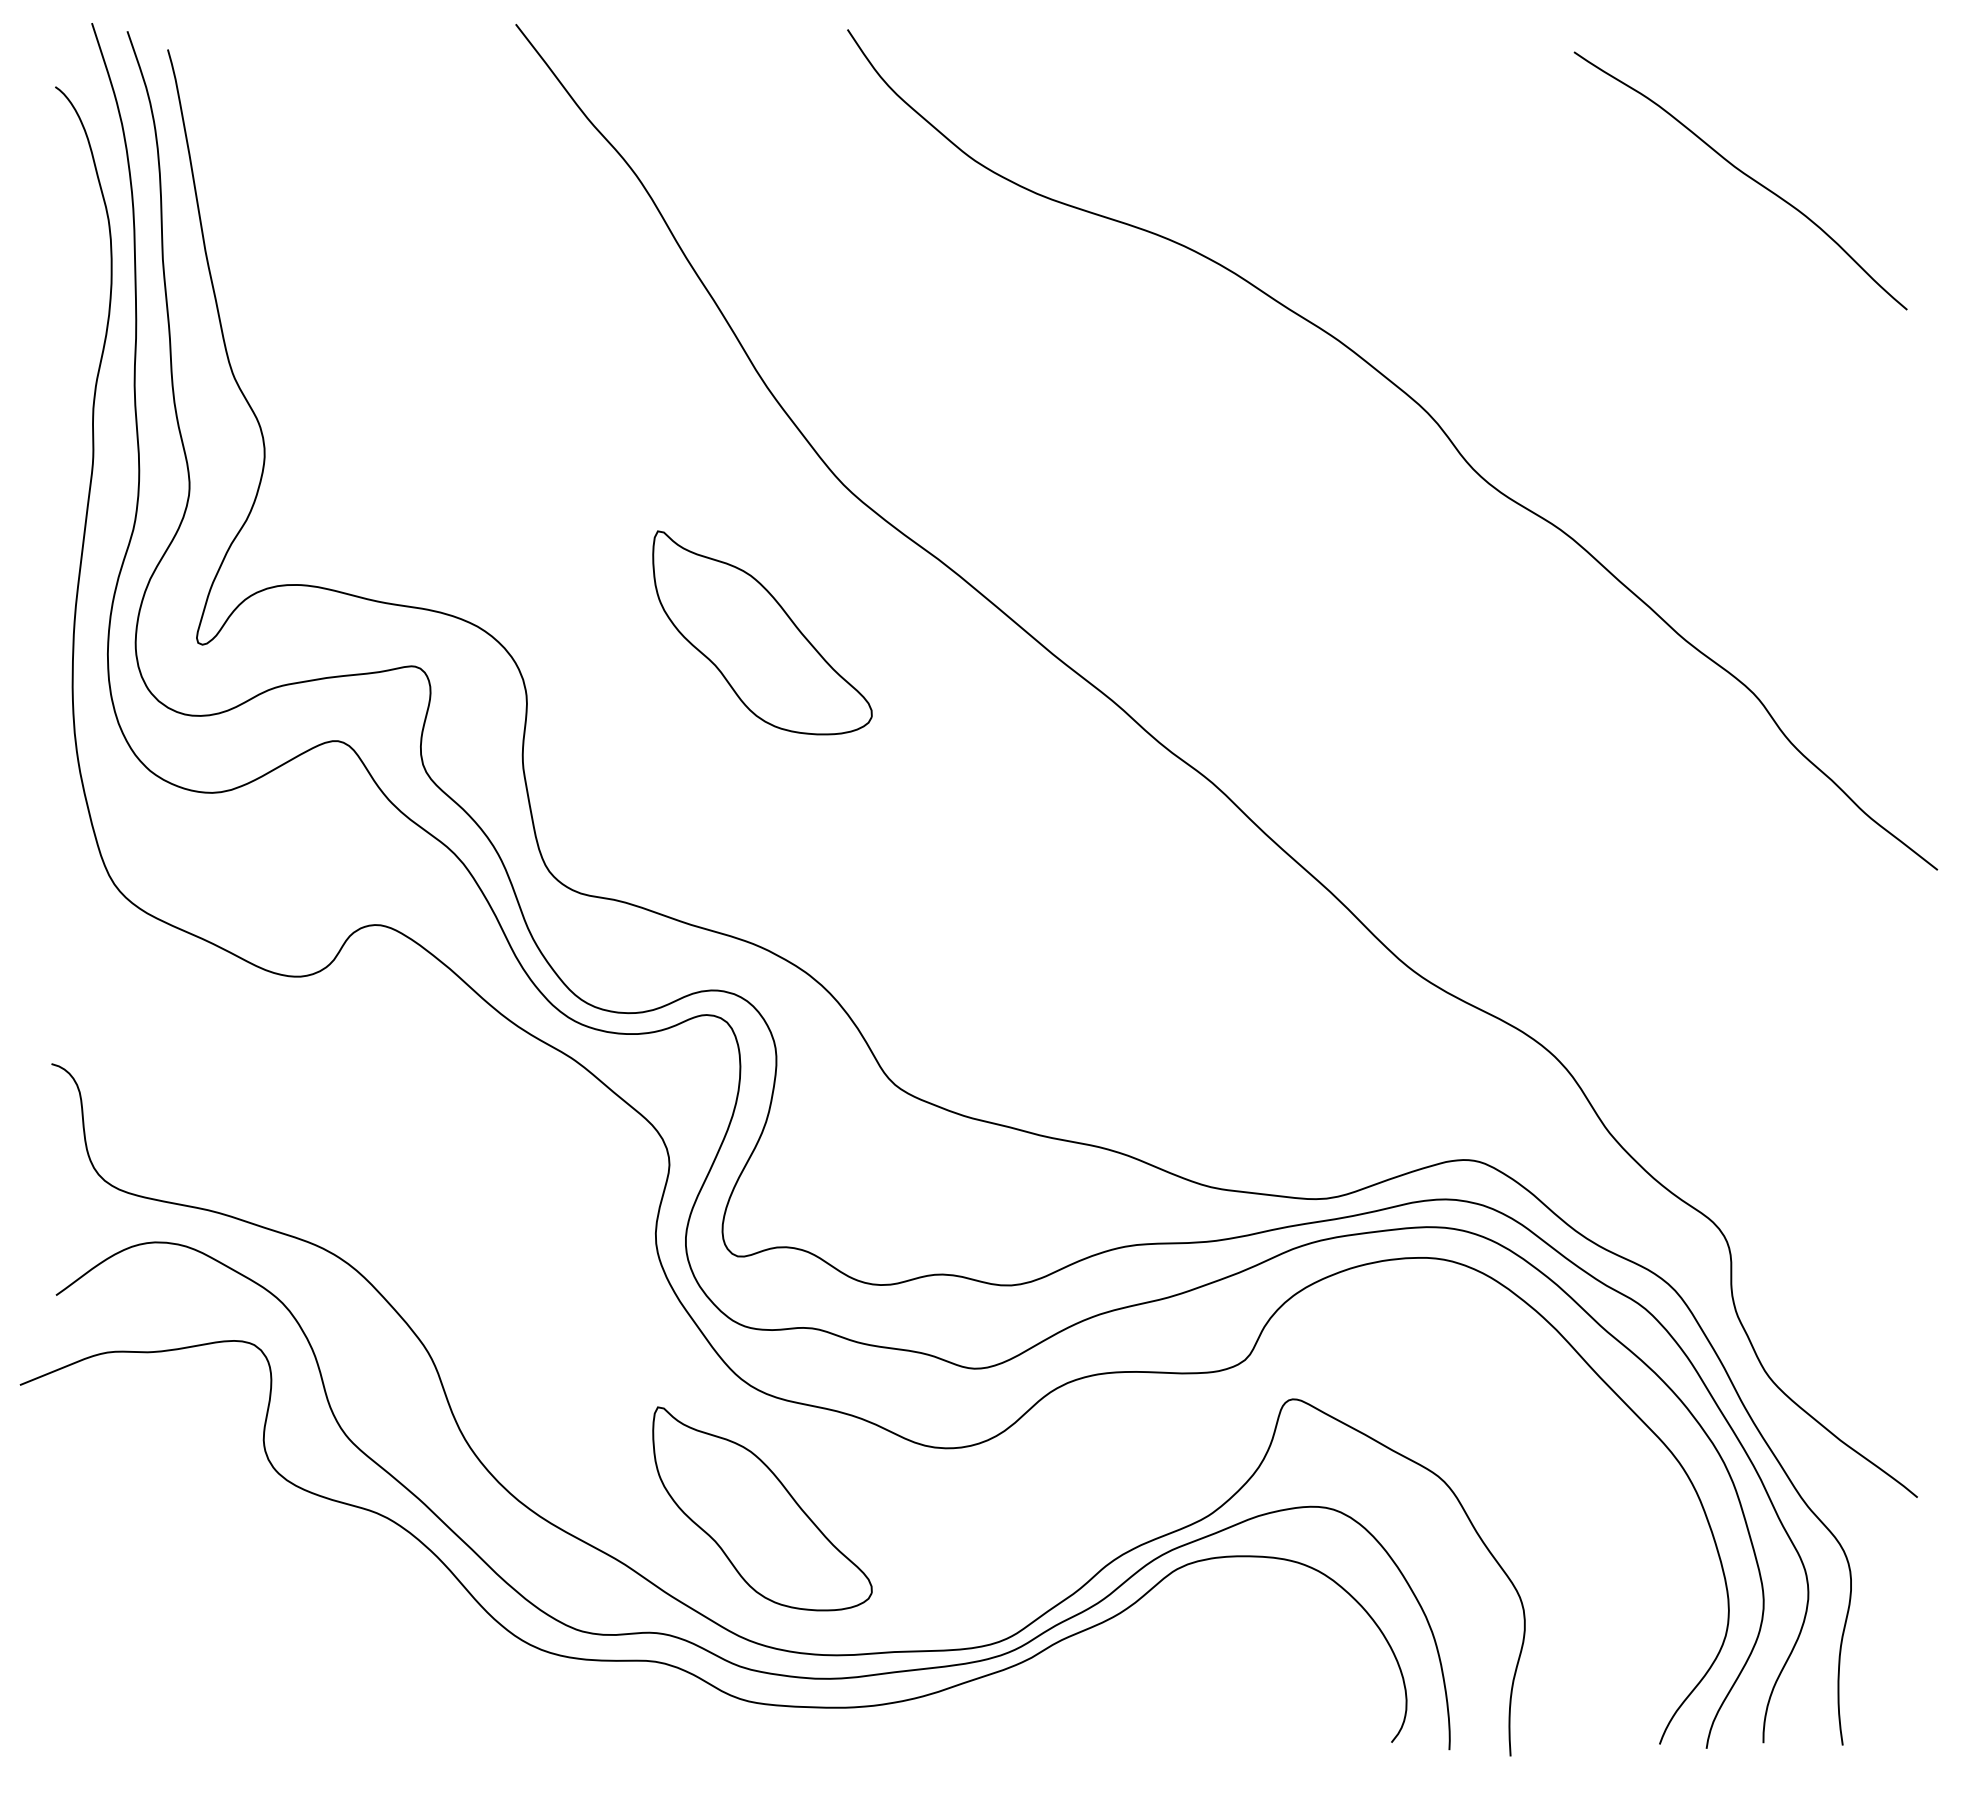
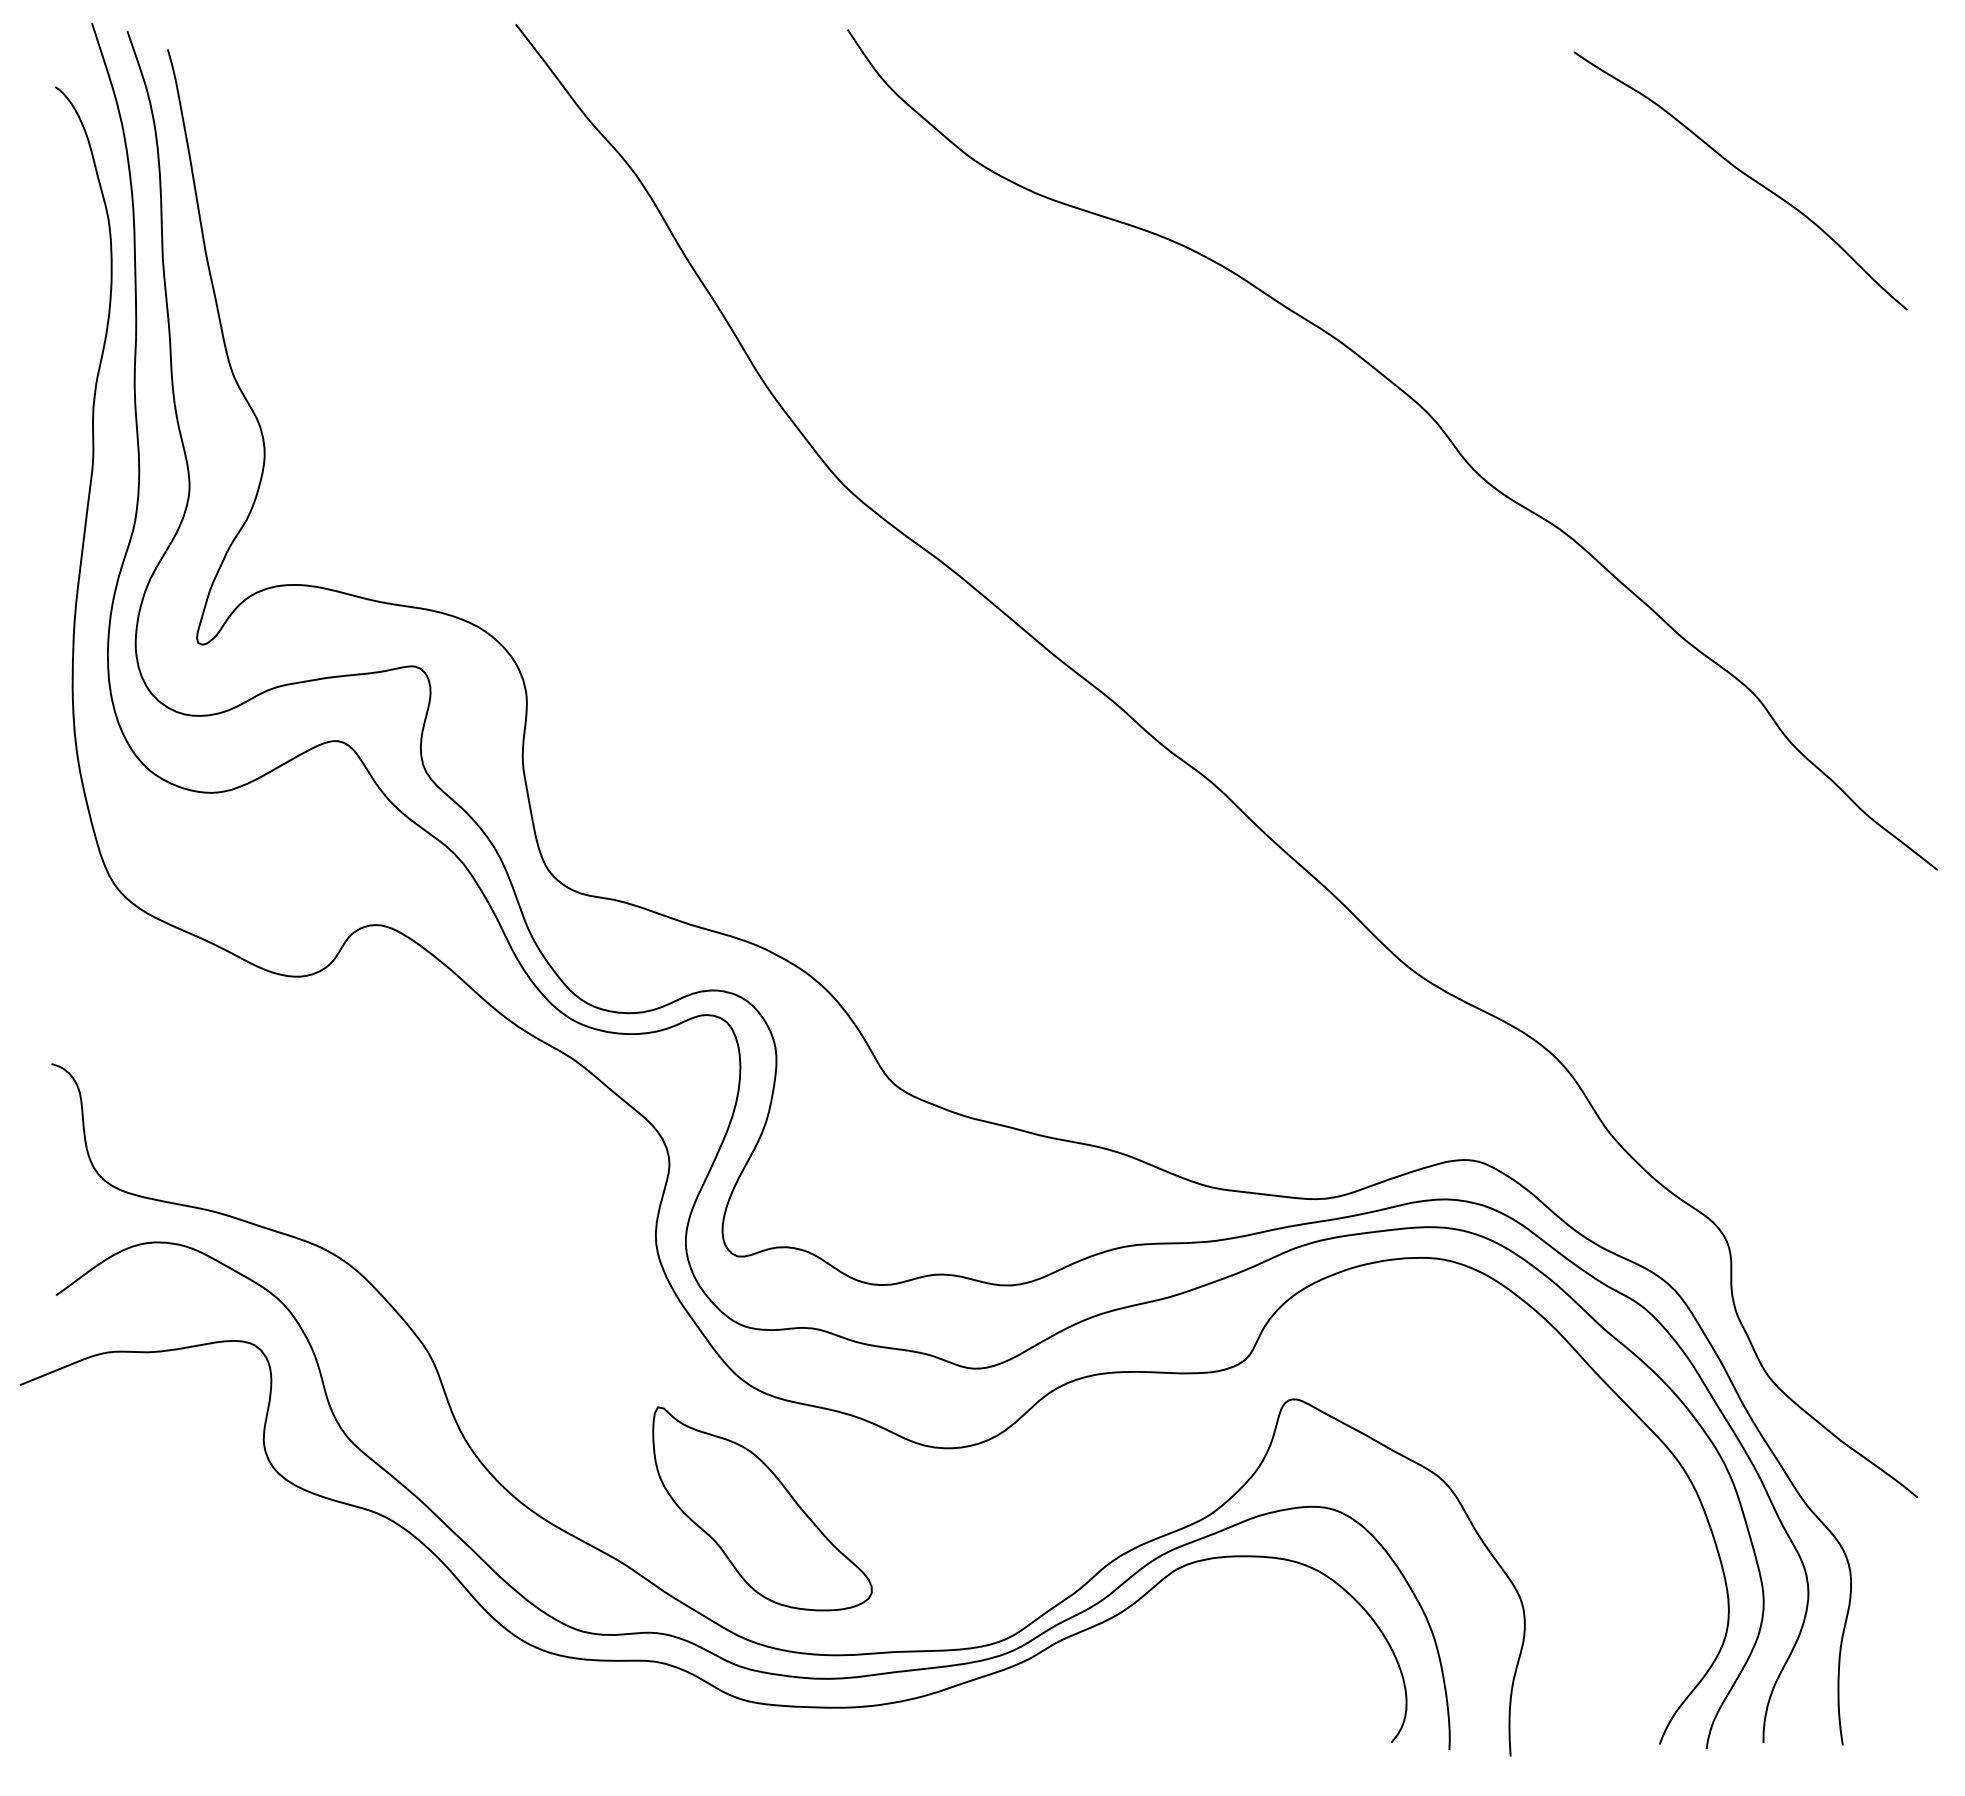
part: present -> none (762, 632)
